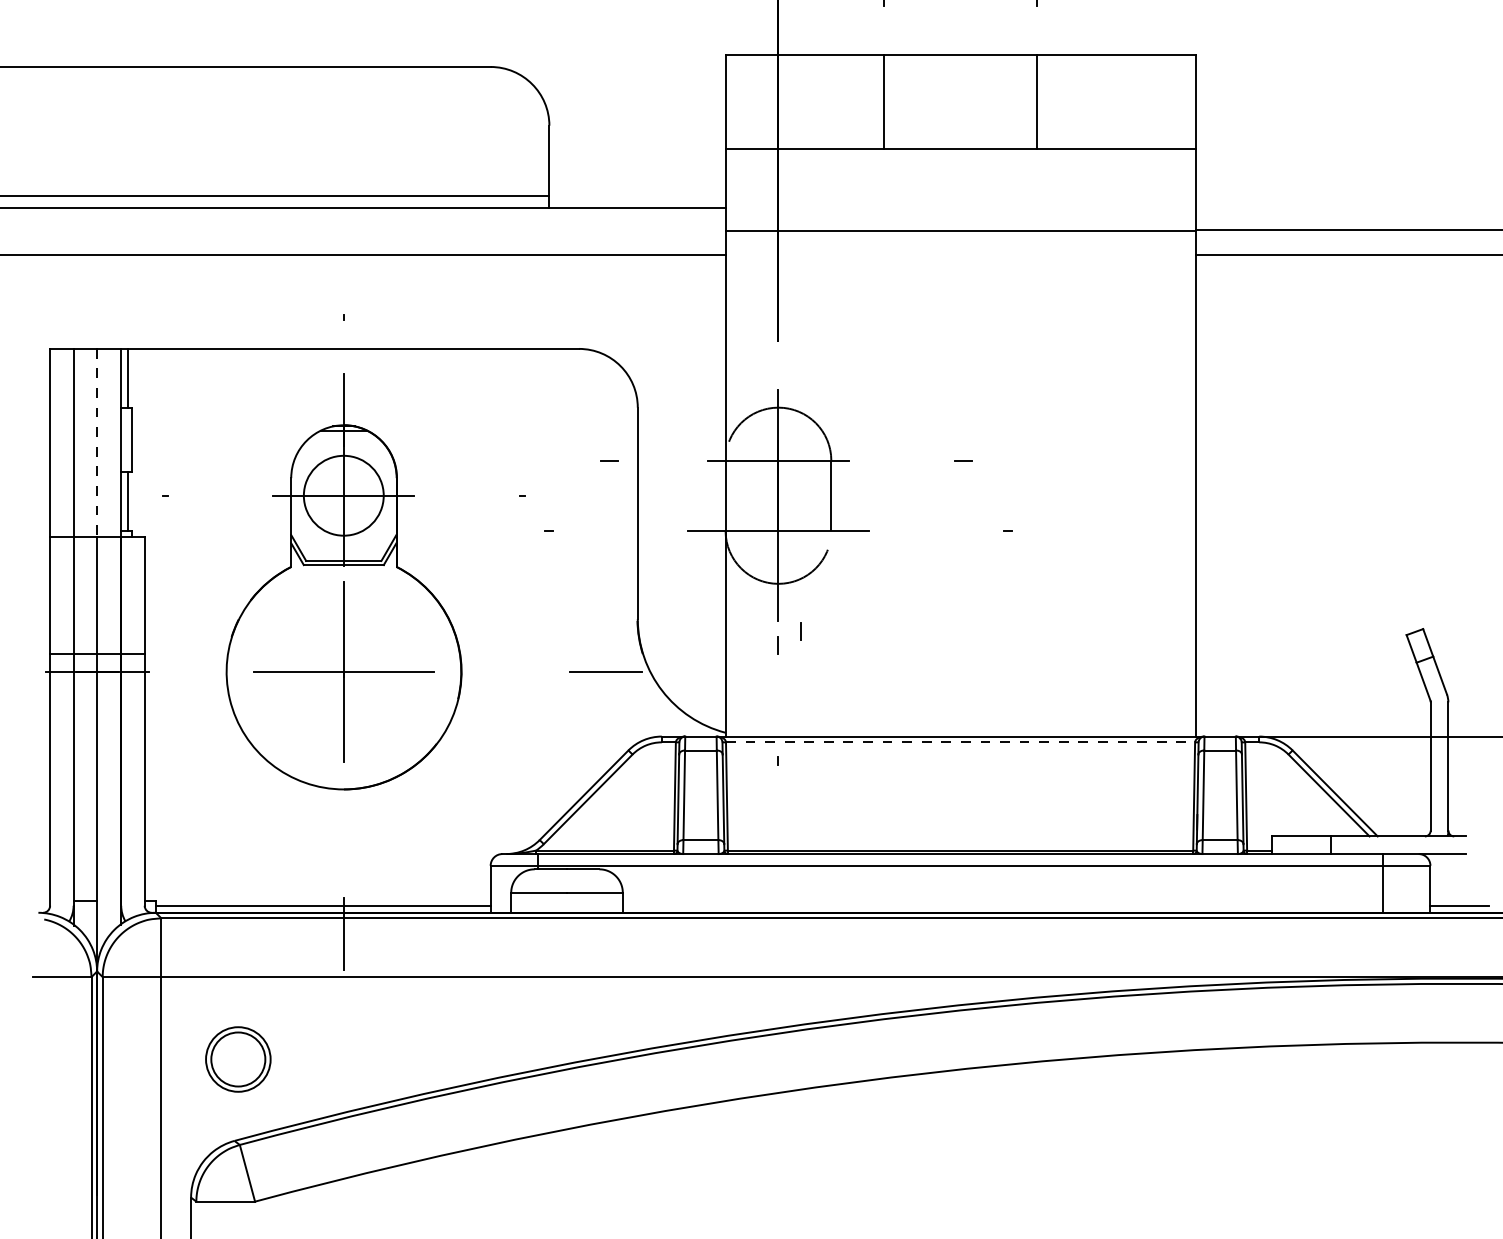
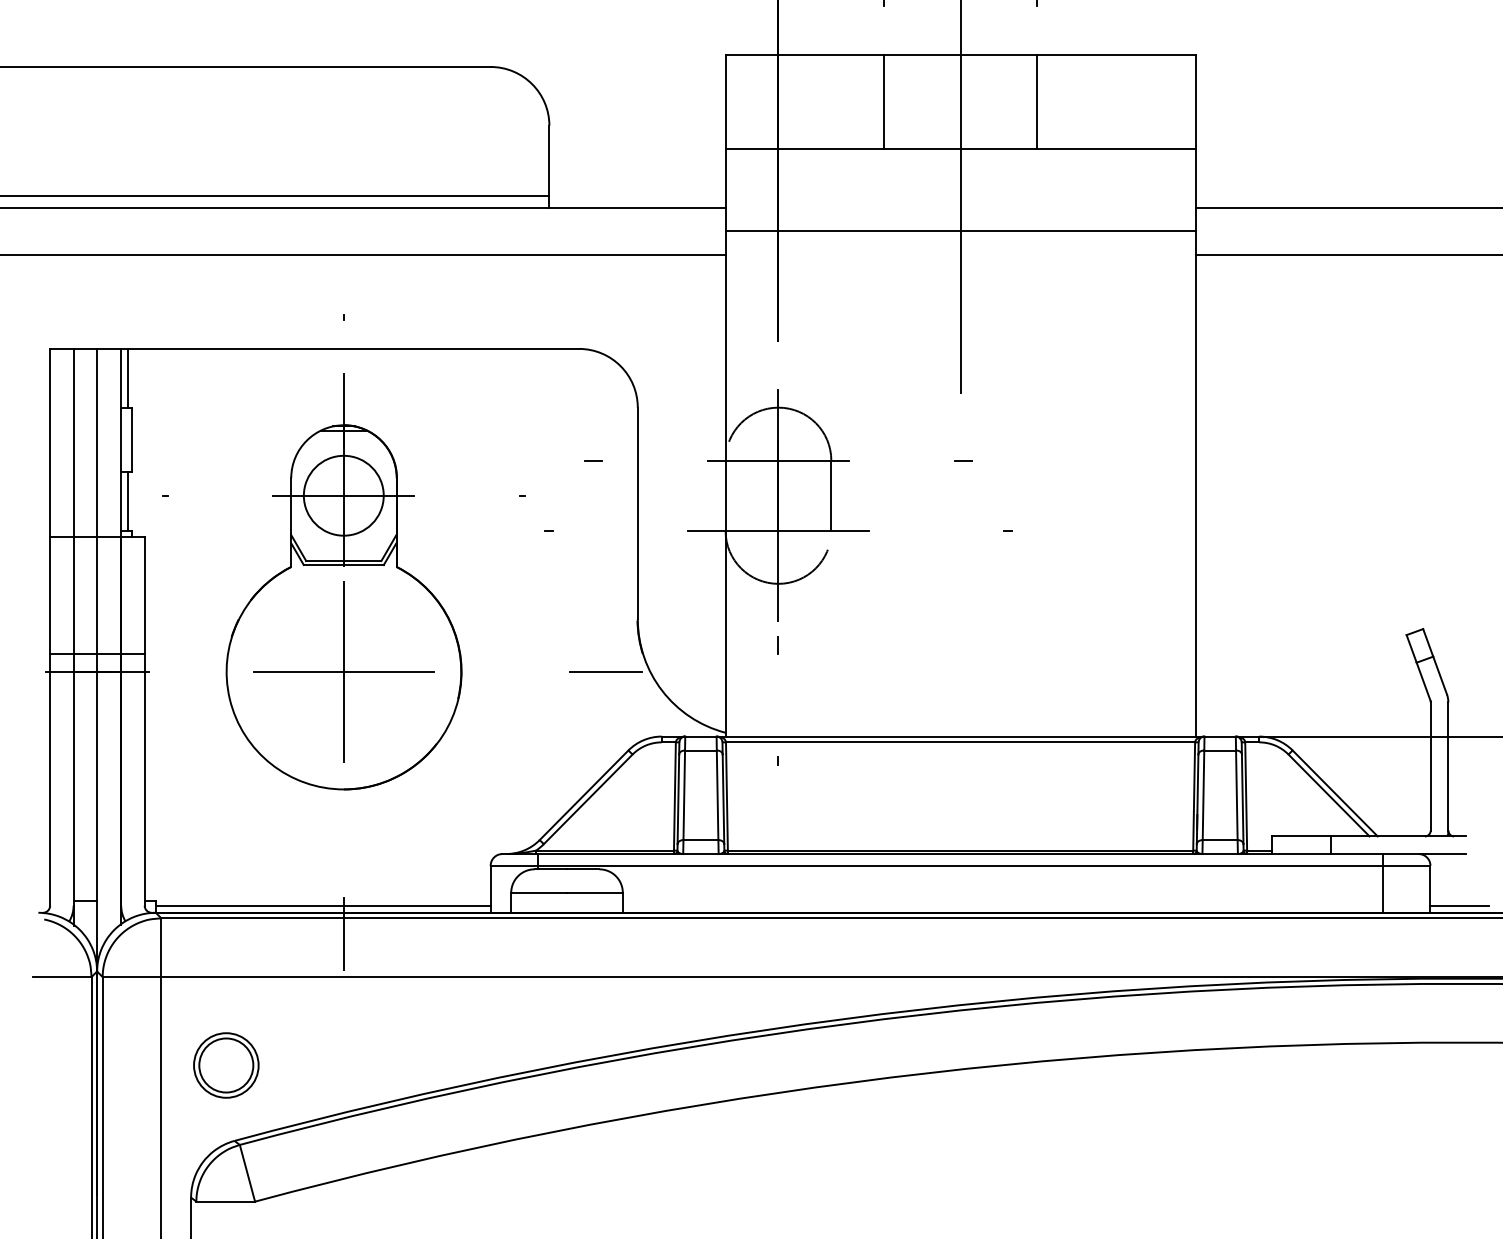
line: none -> present (960, 197)
line position: (1347, 229) -> (1347, 207) (1347, 207)
line: dashed -> solid (97, 442)
line position: (609, 460) -> (593, 460) (593, 460)
line: present -> none (800, 631)
line: dashed -> solid (960, 742)
part position: (238, 1059) -> (226, 1065) (226, 1065)
